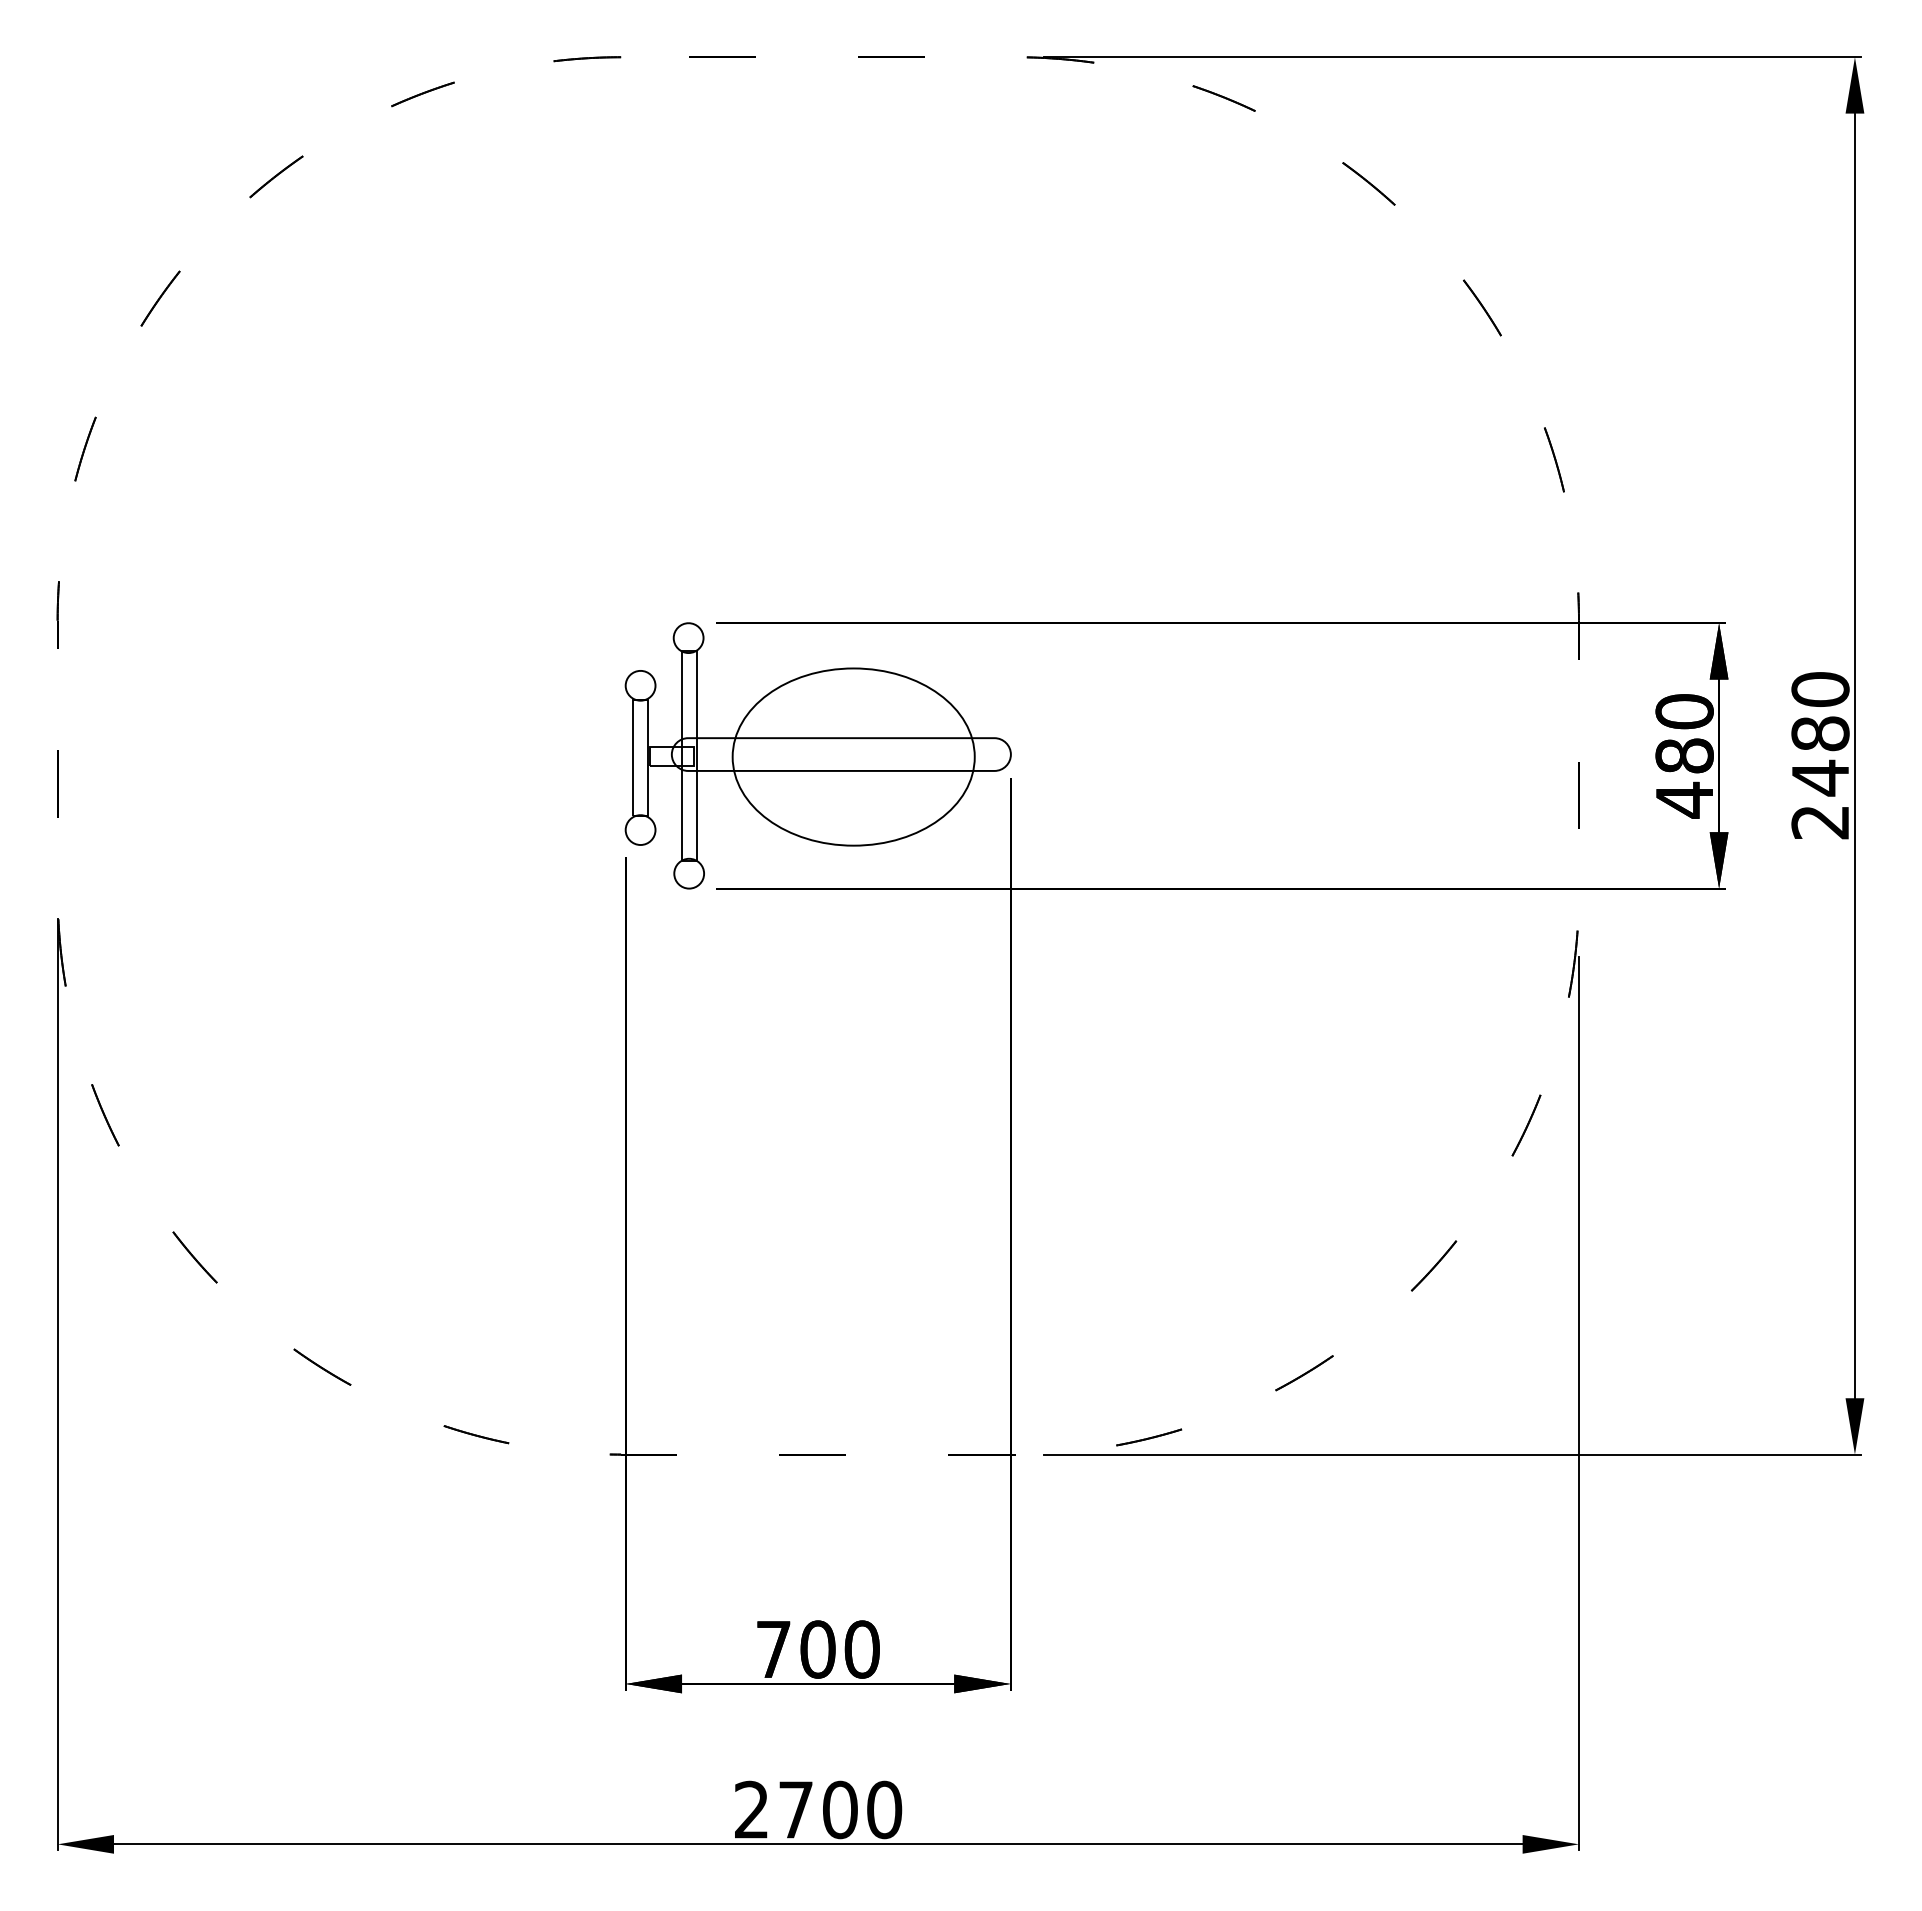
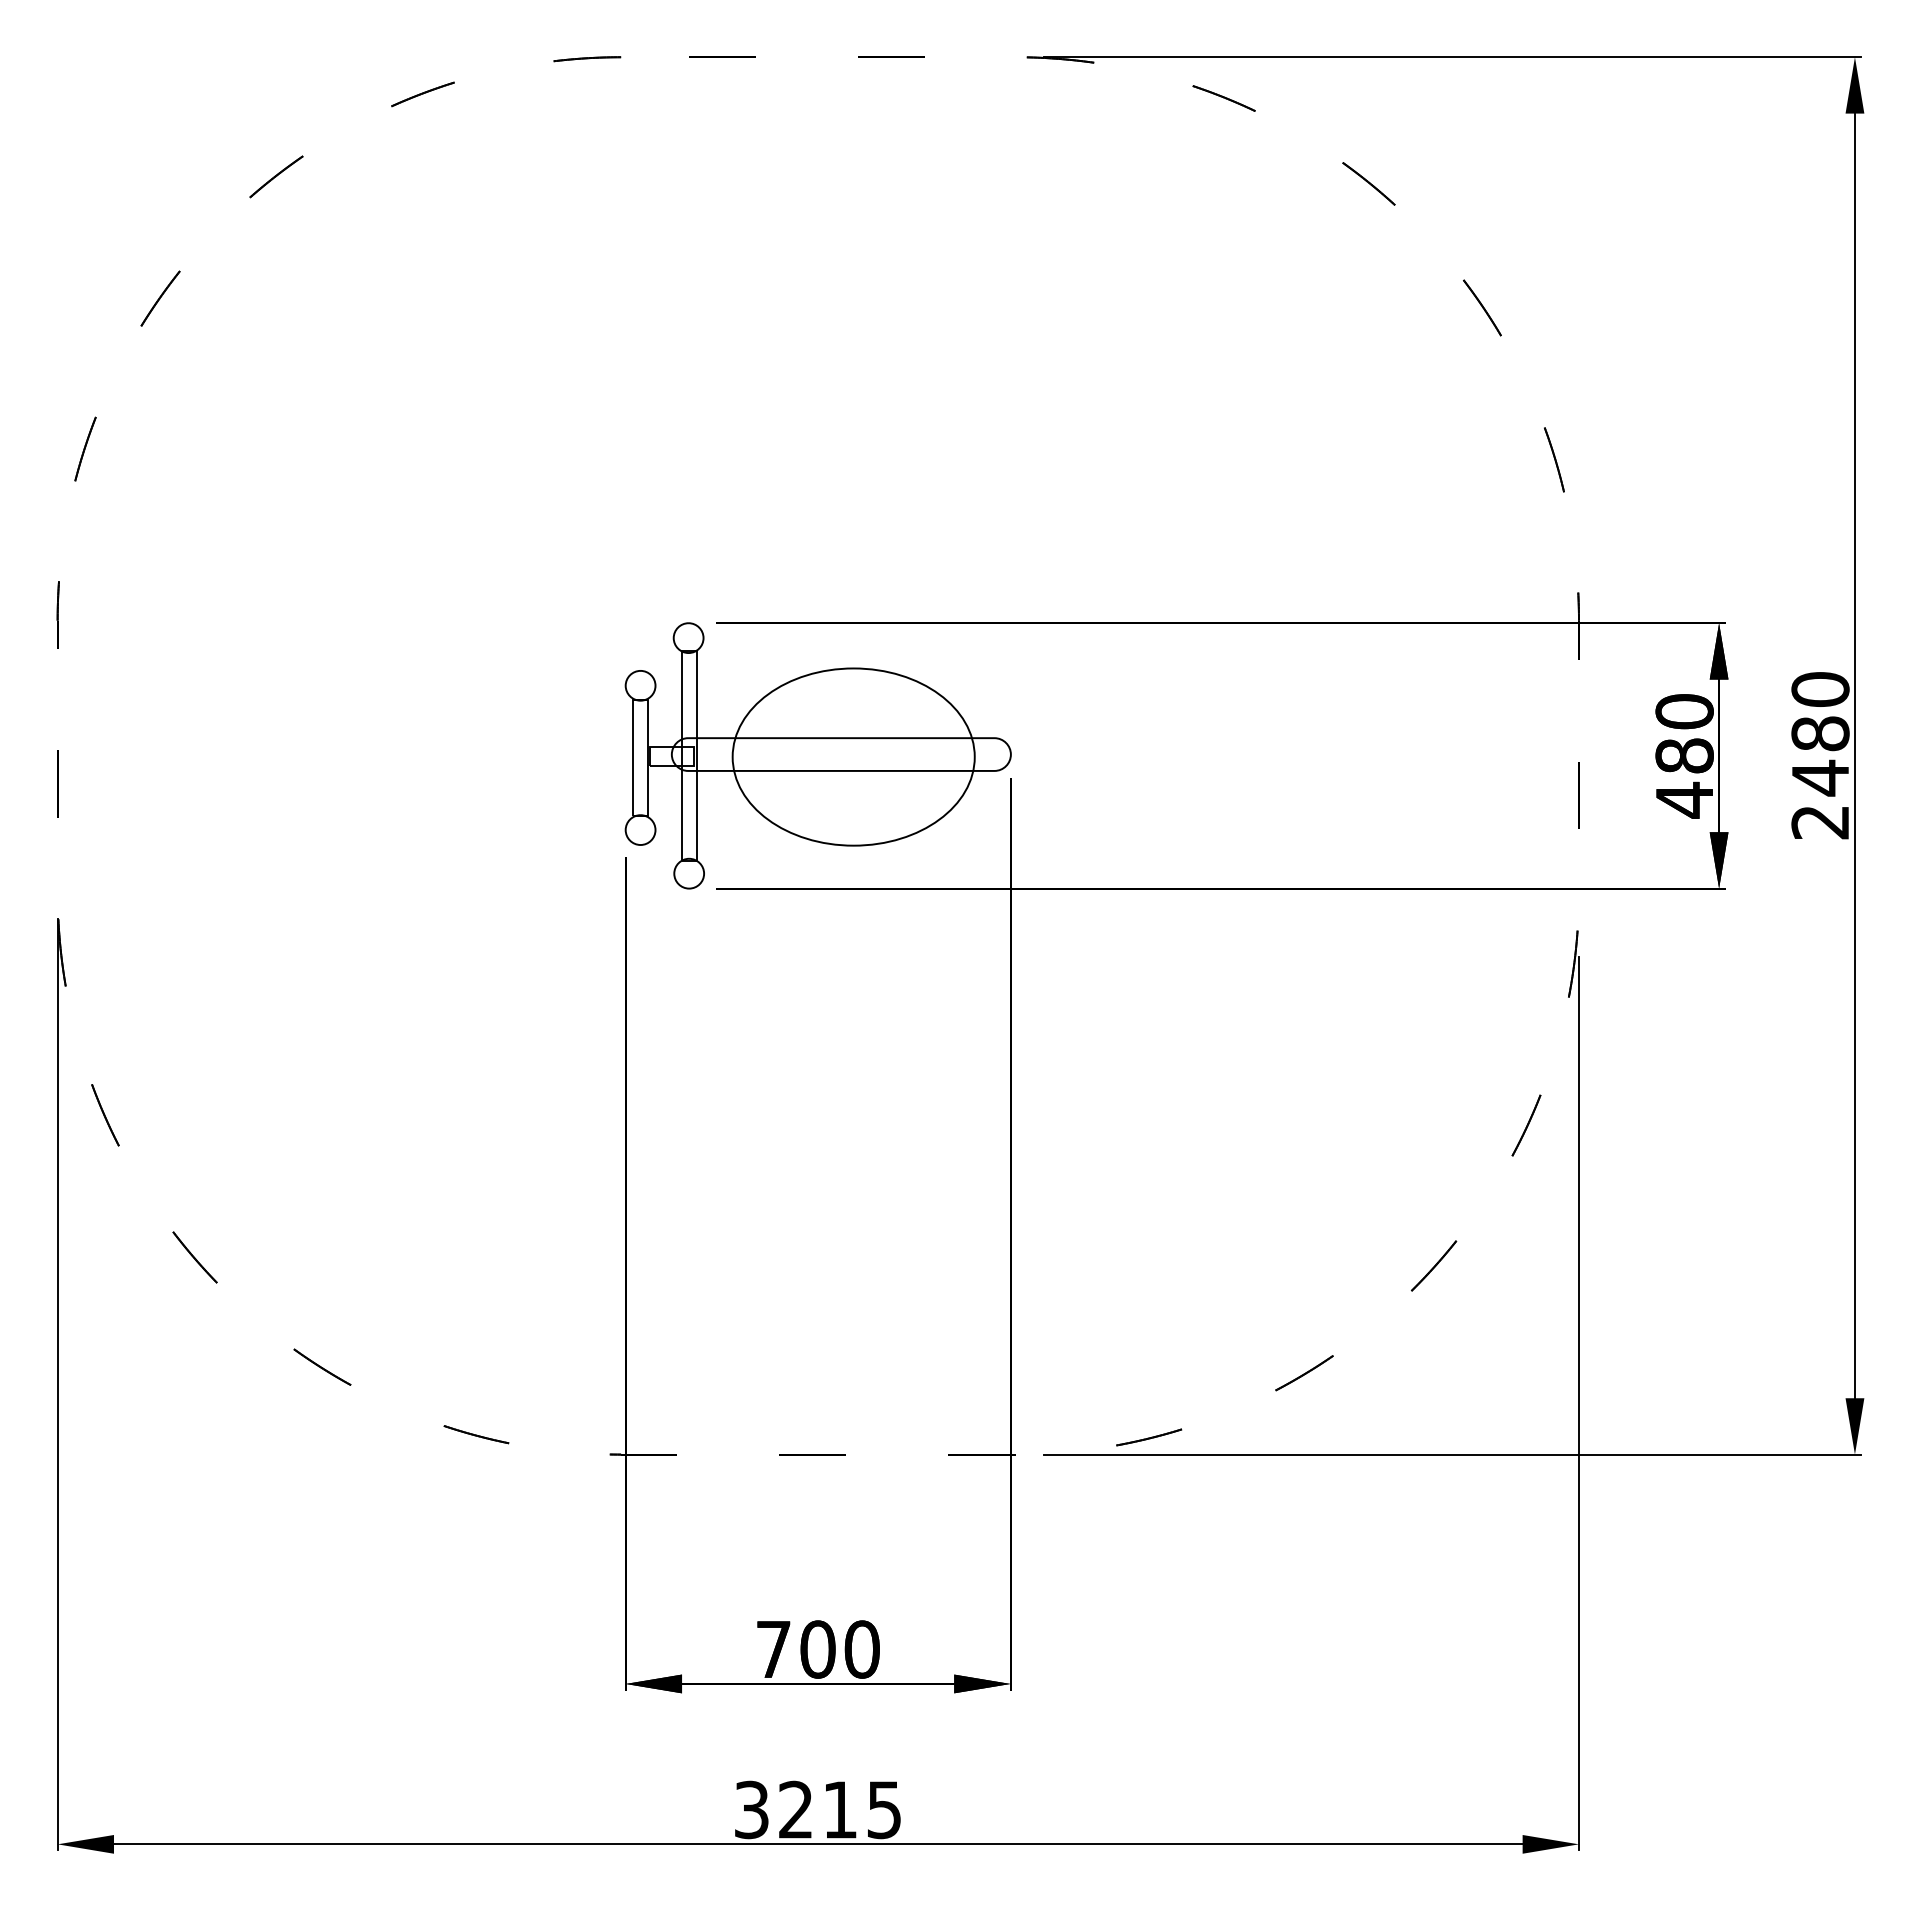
text: 2700 -> 3215 (818, 1809)
